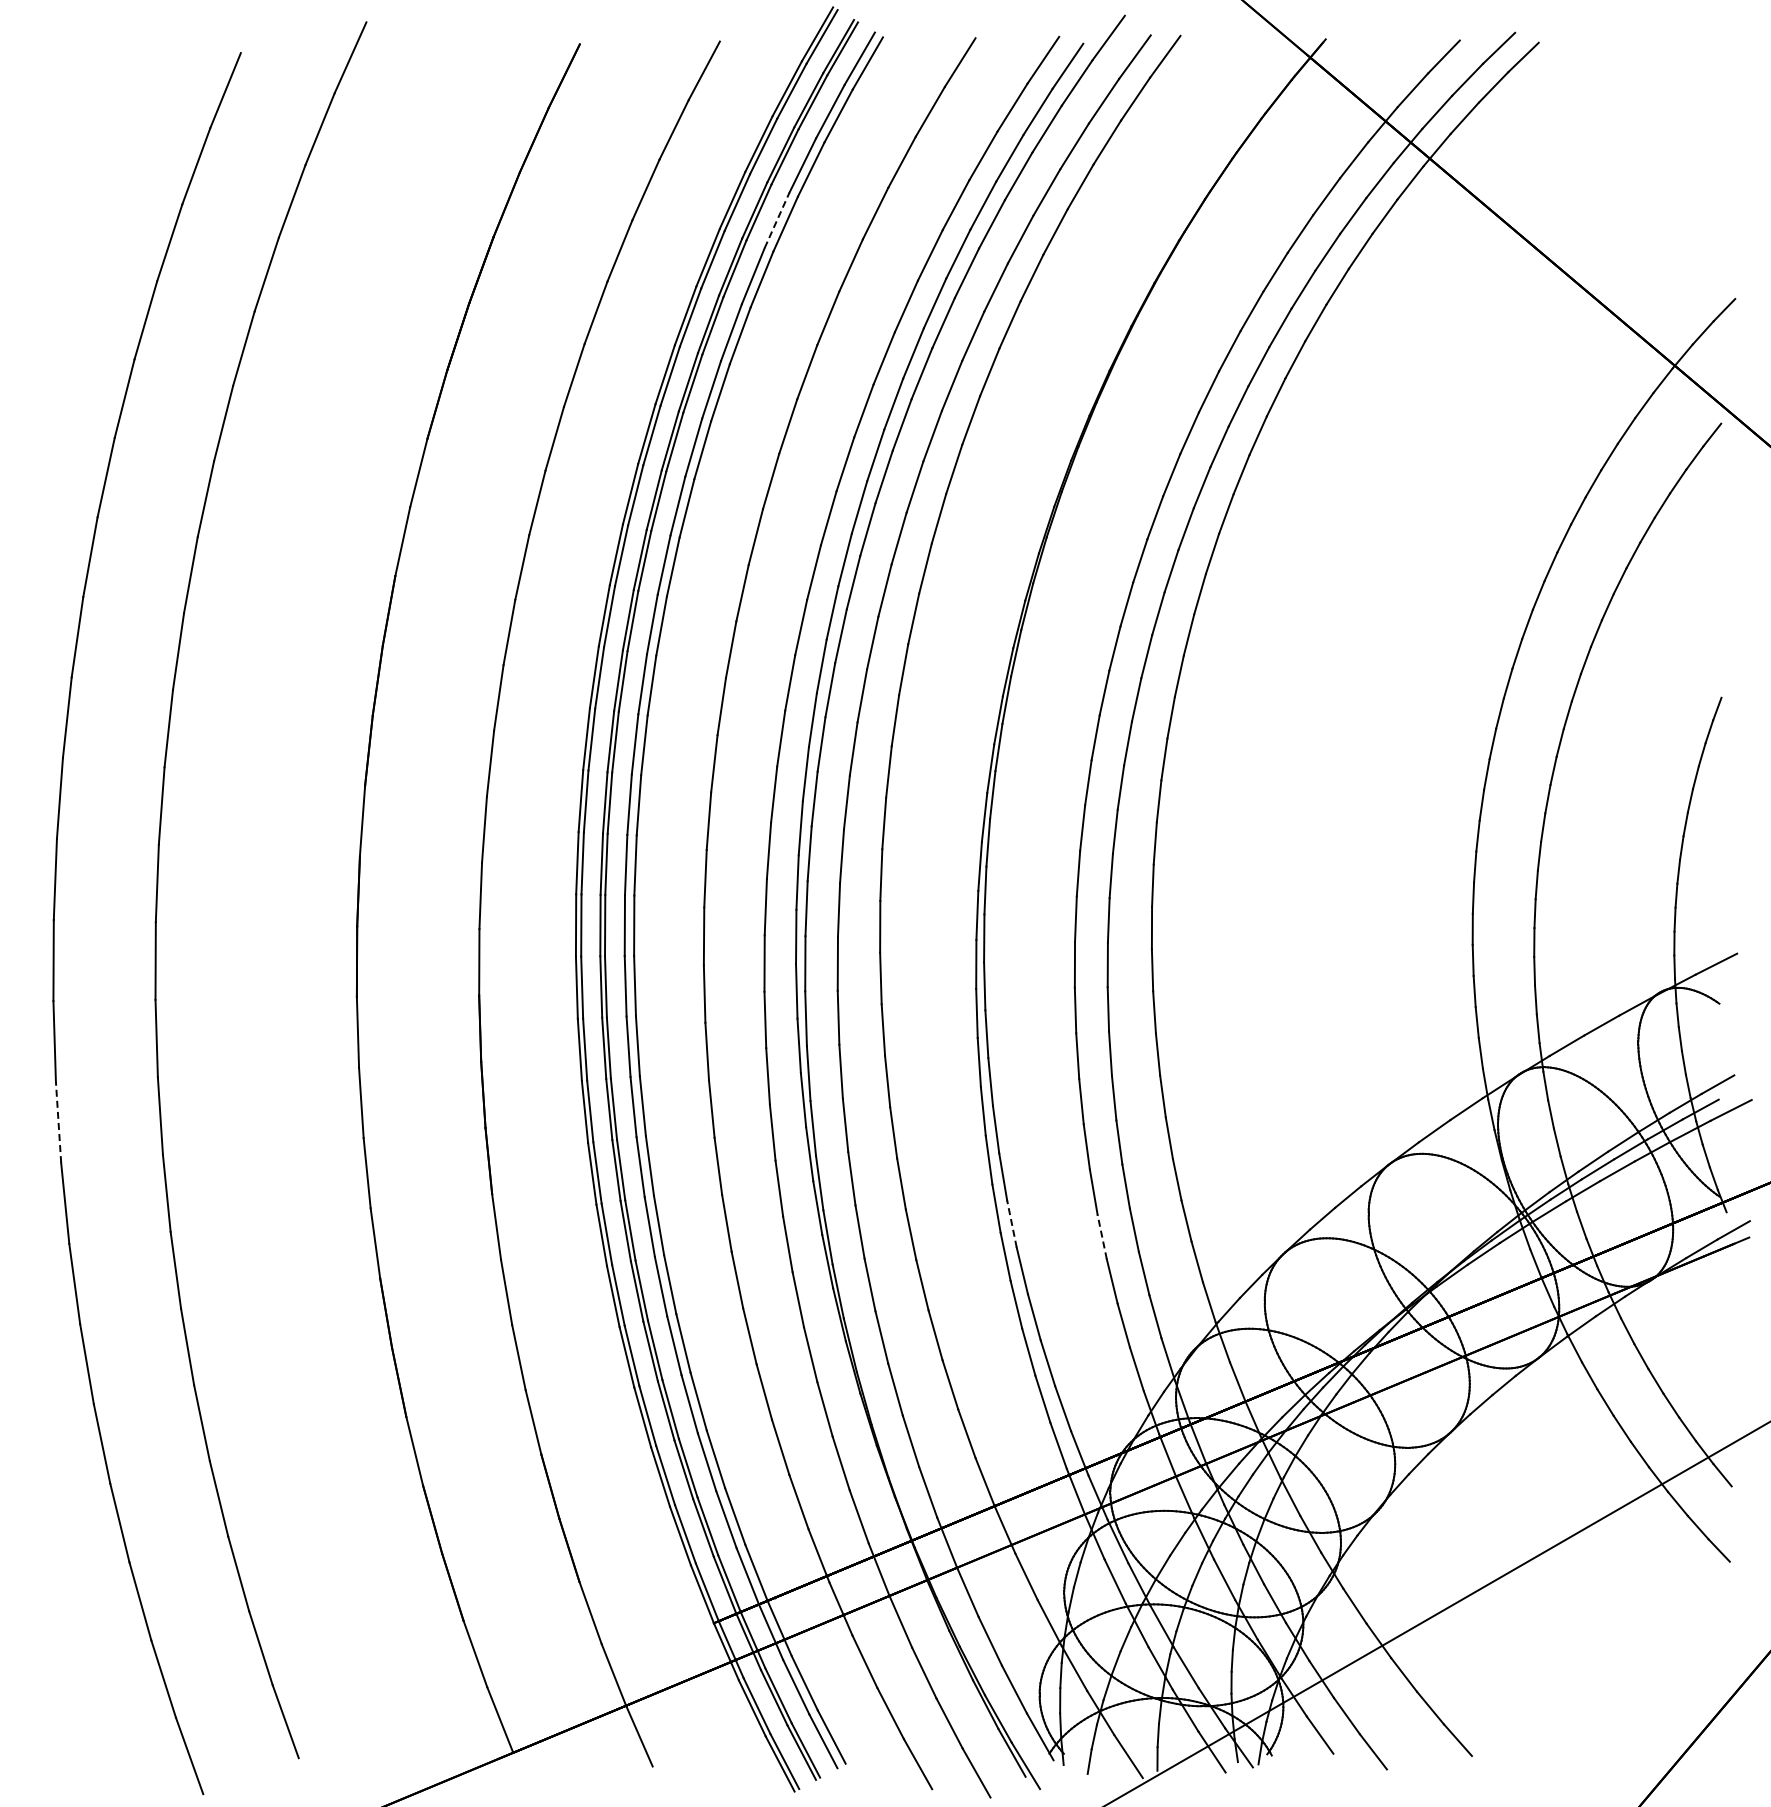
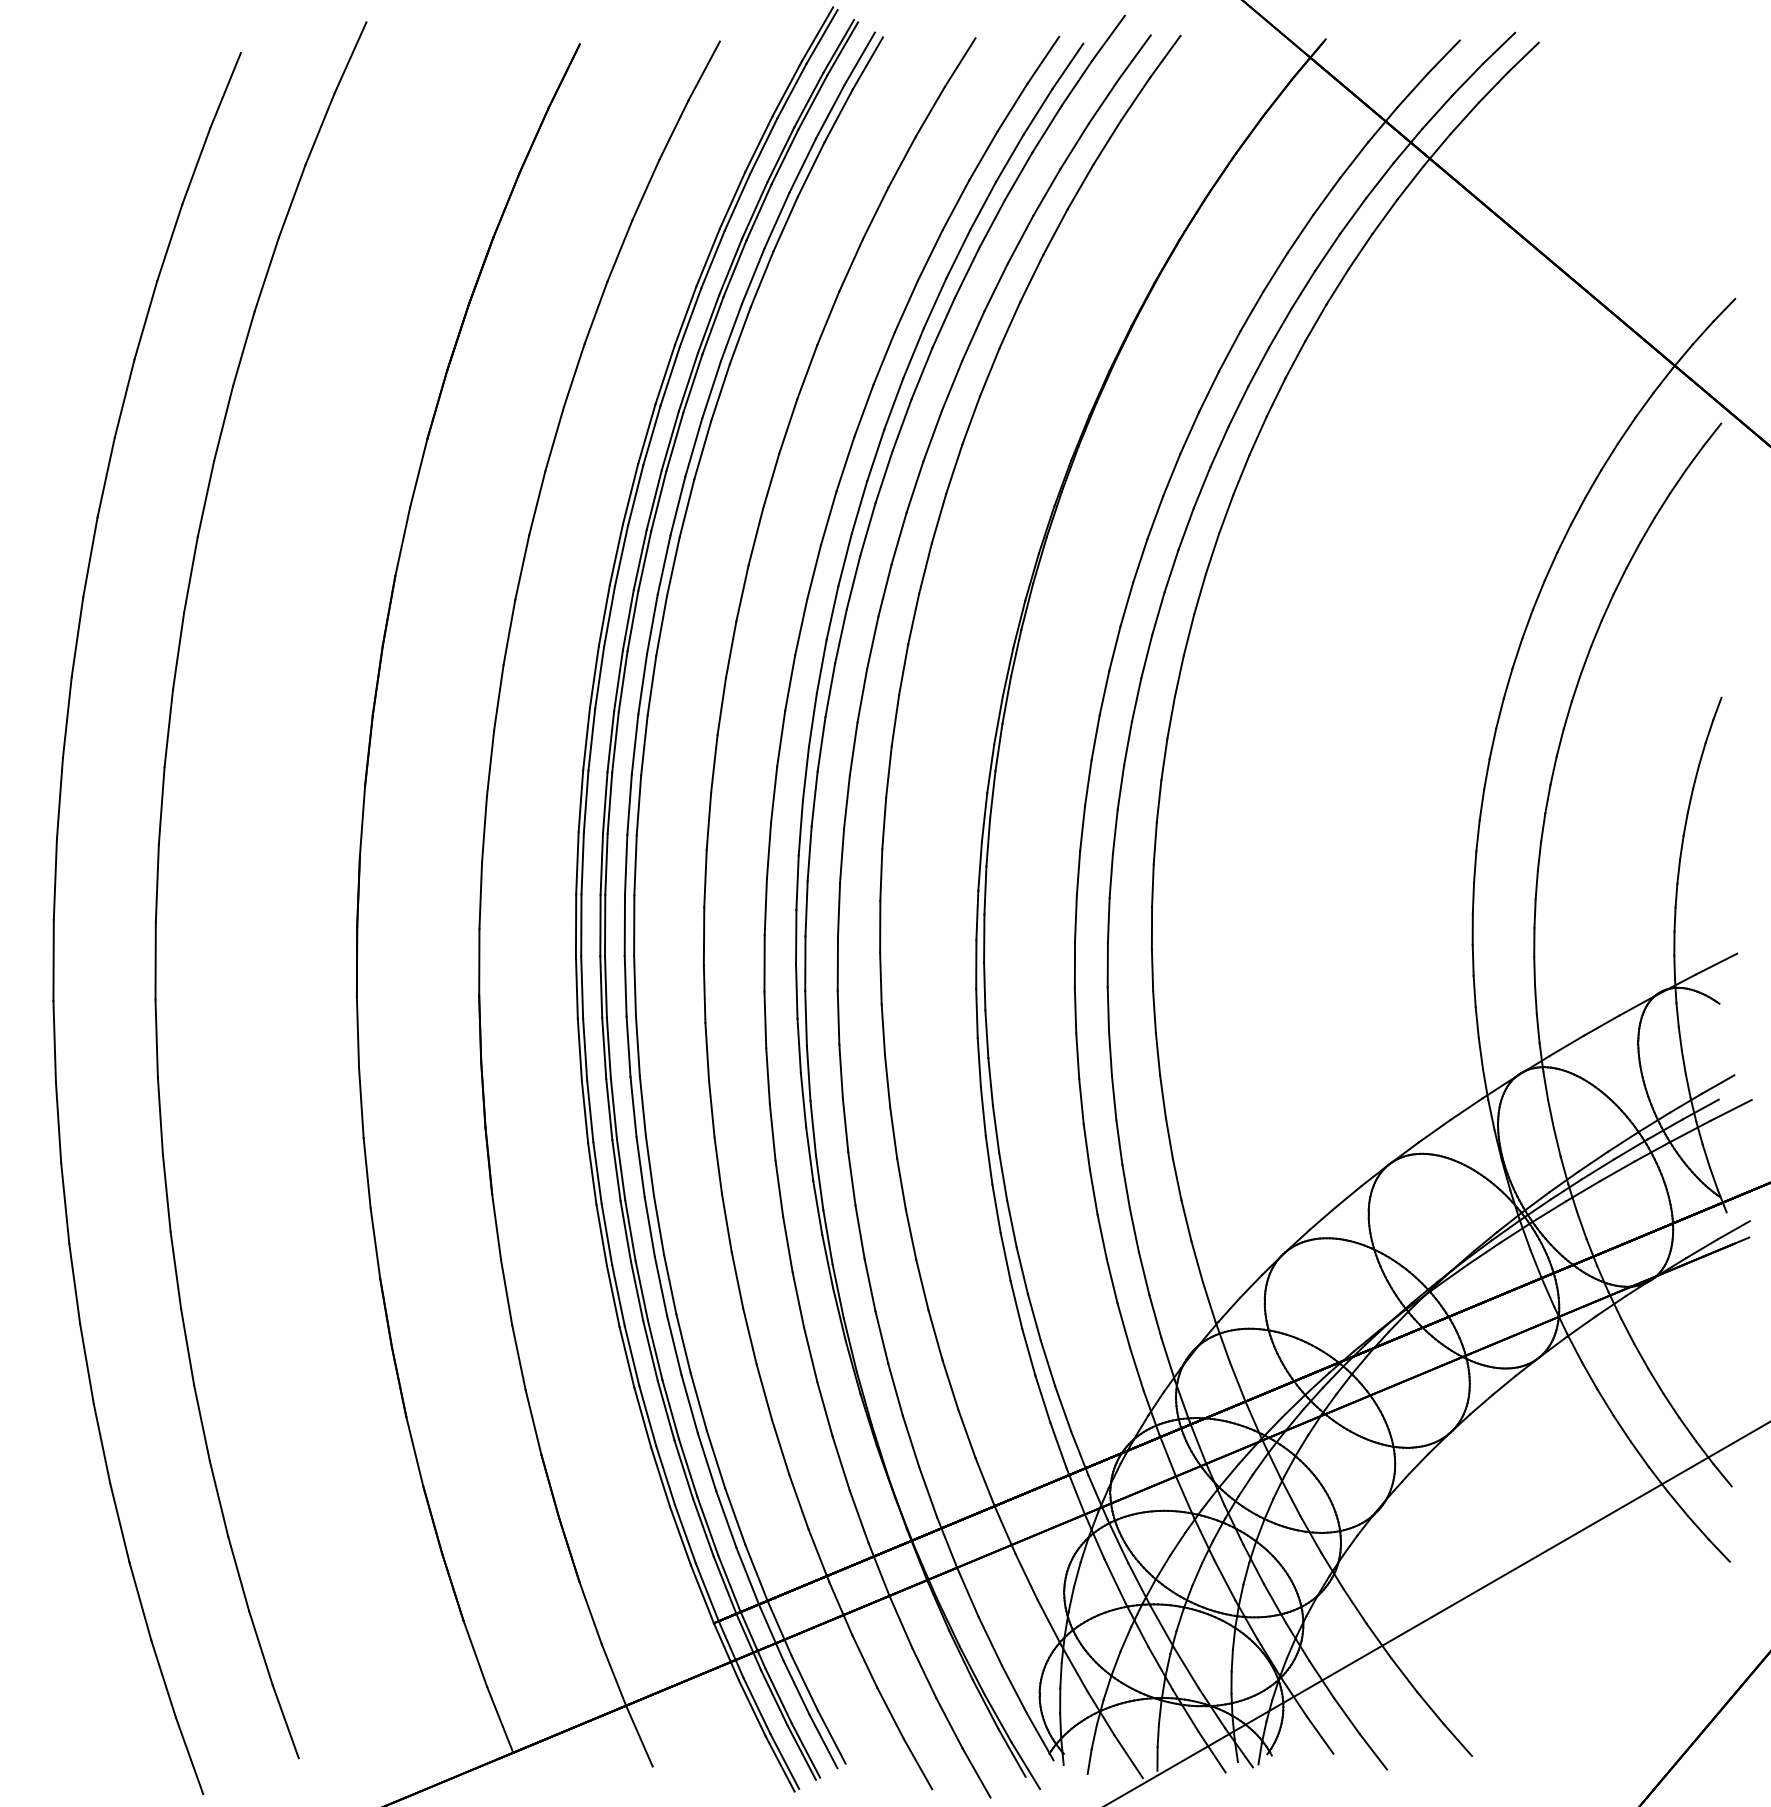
line: dashed -> solid (777, 219)
line: dashed -> solid (58, 1122)
line: dashed -> solid (1011, 1224)
line: dashed -> solid (1102, 1236)
